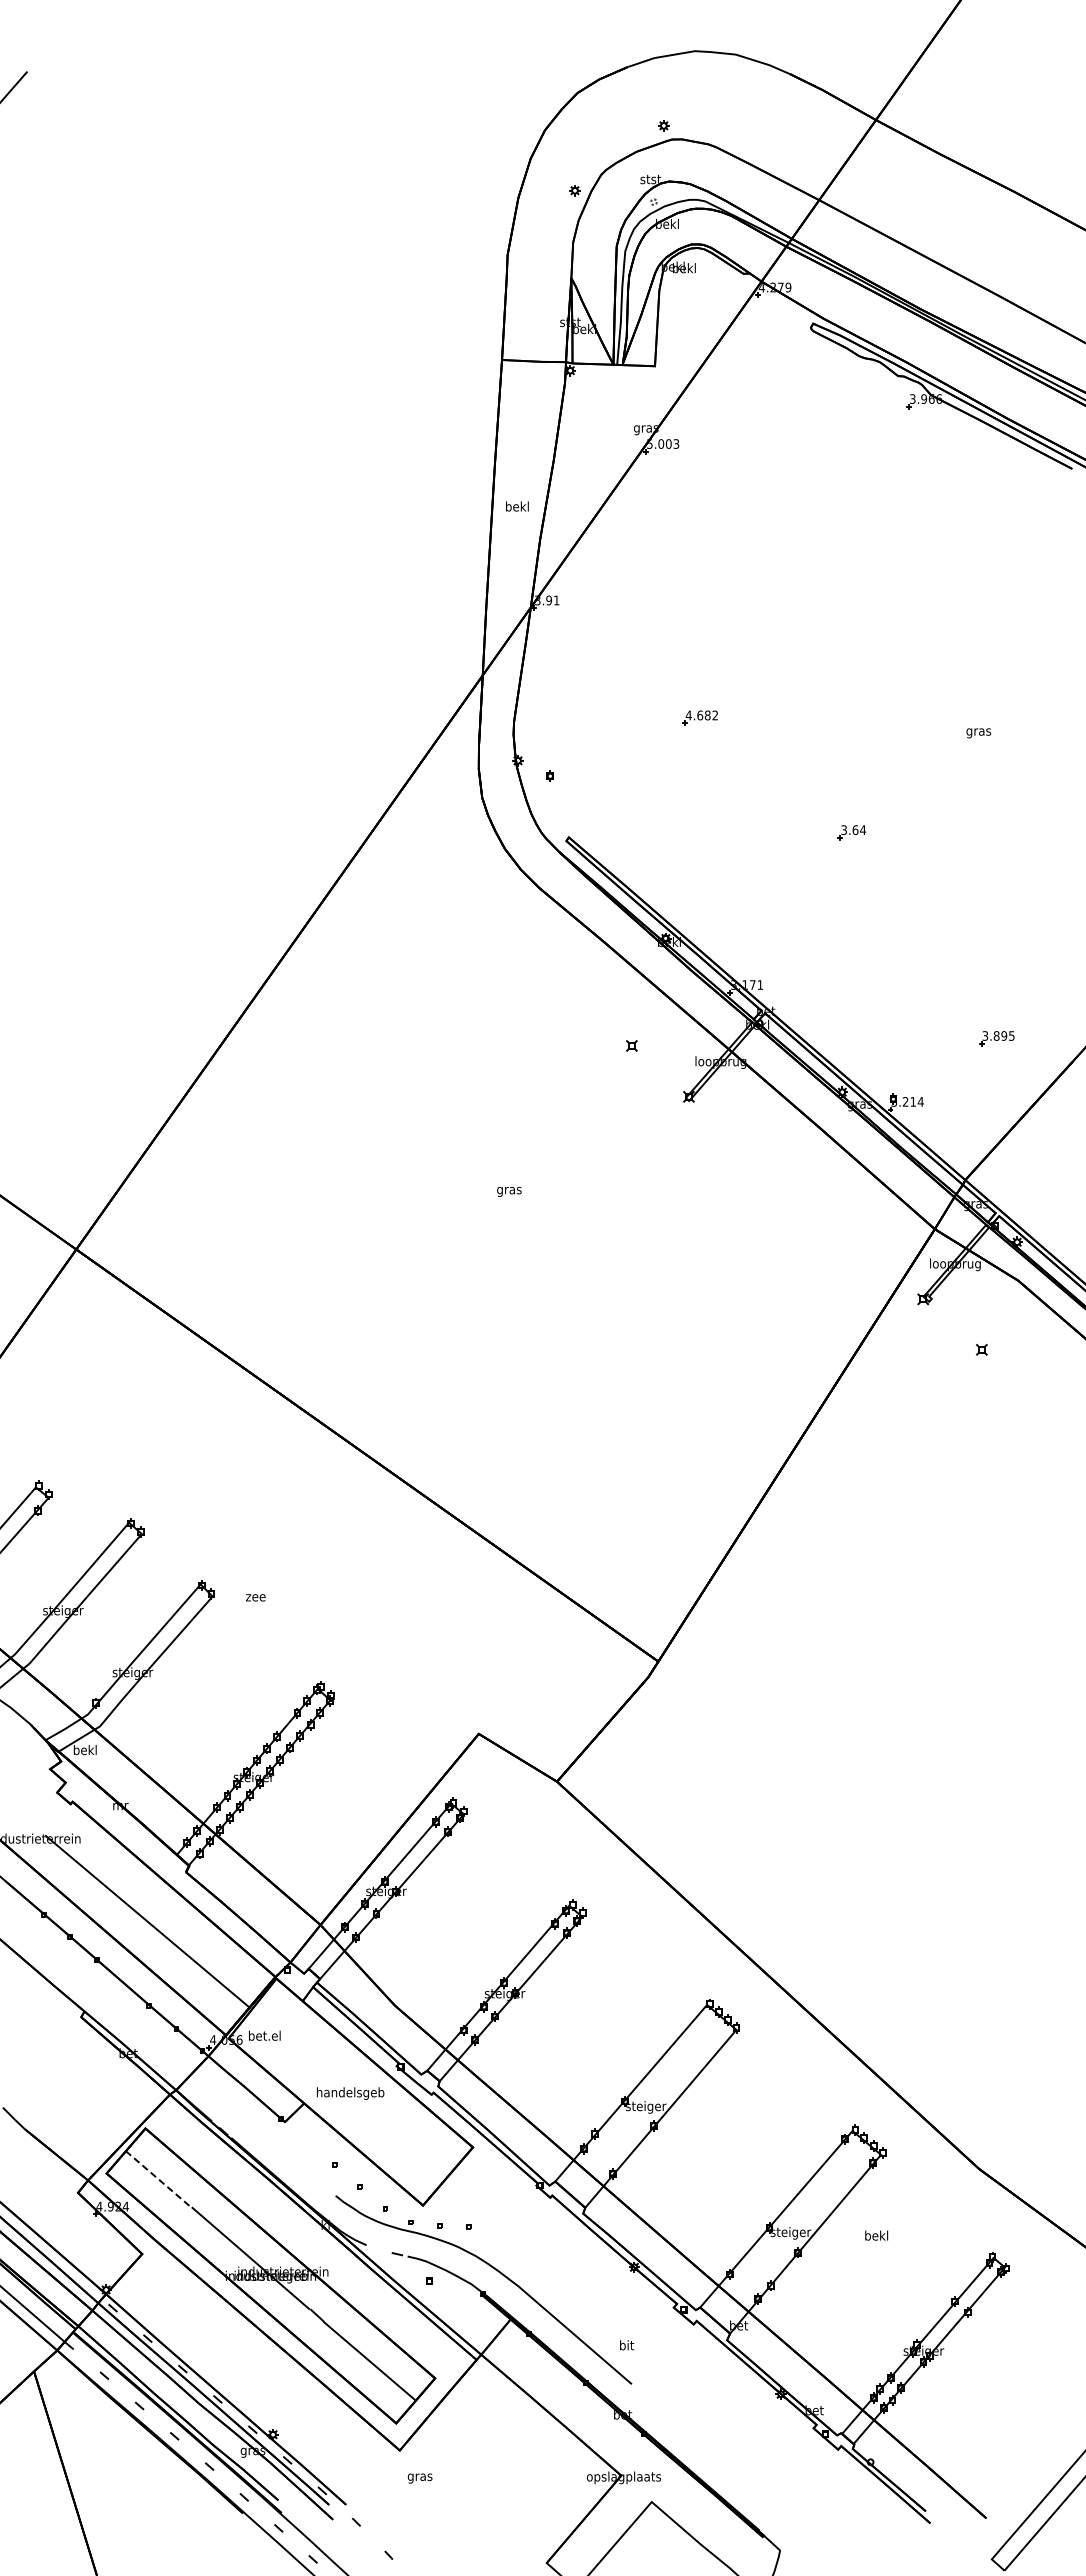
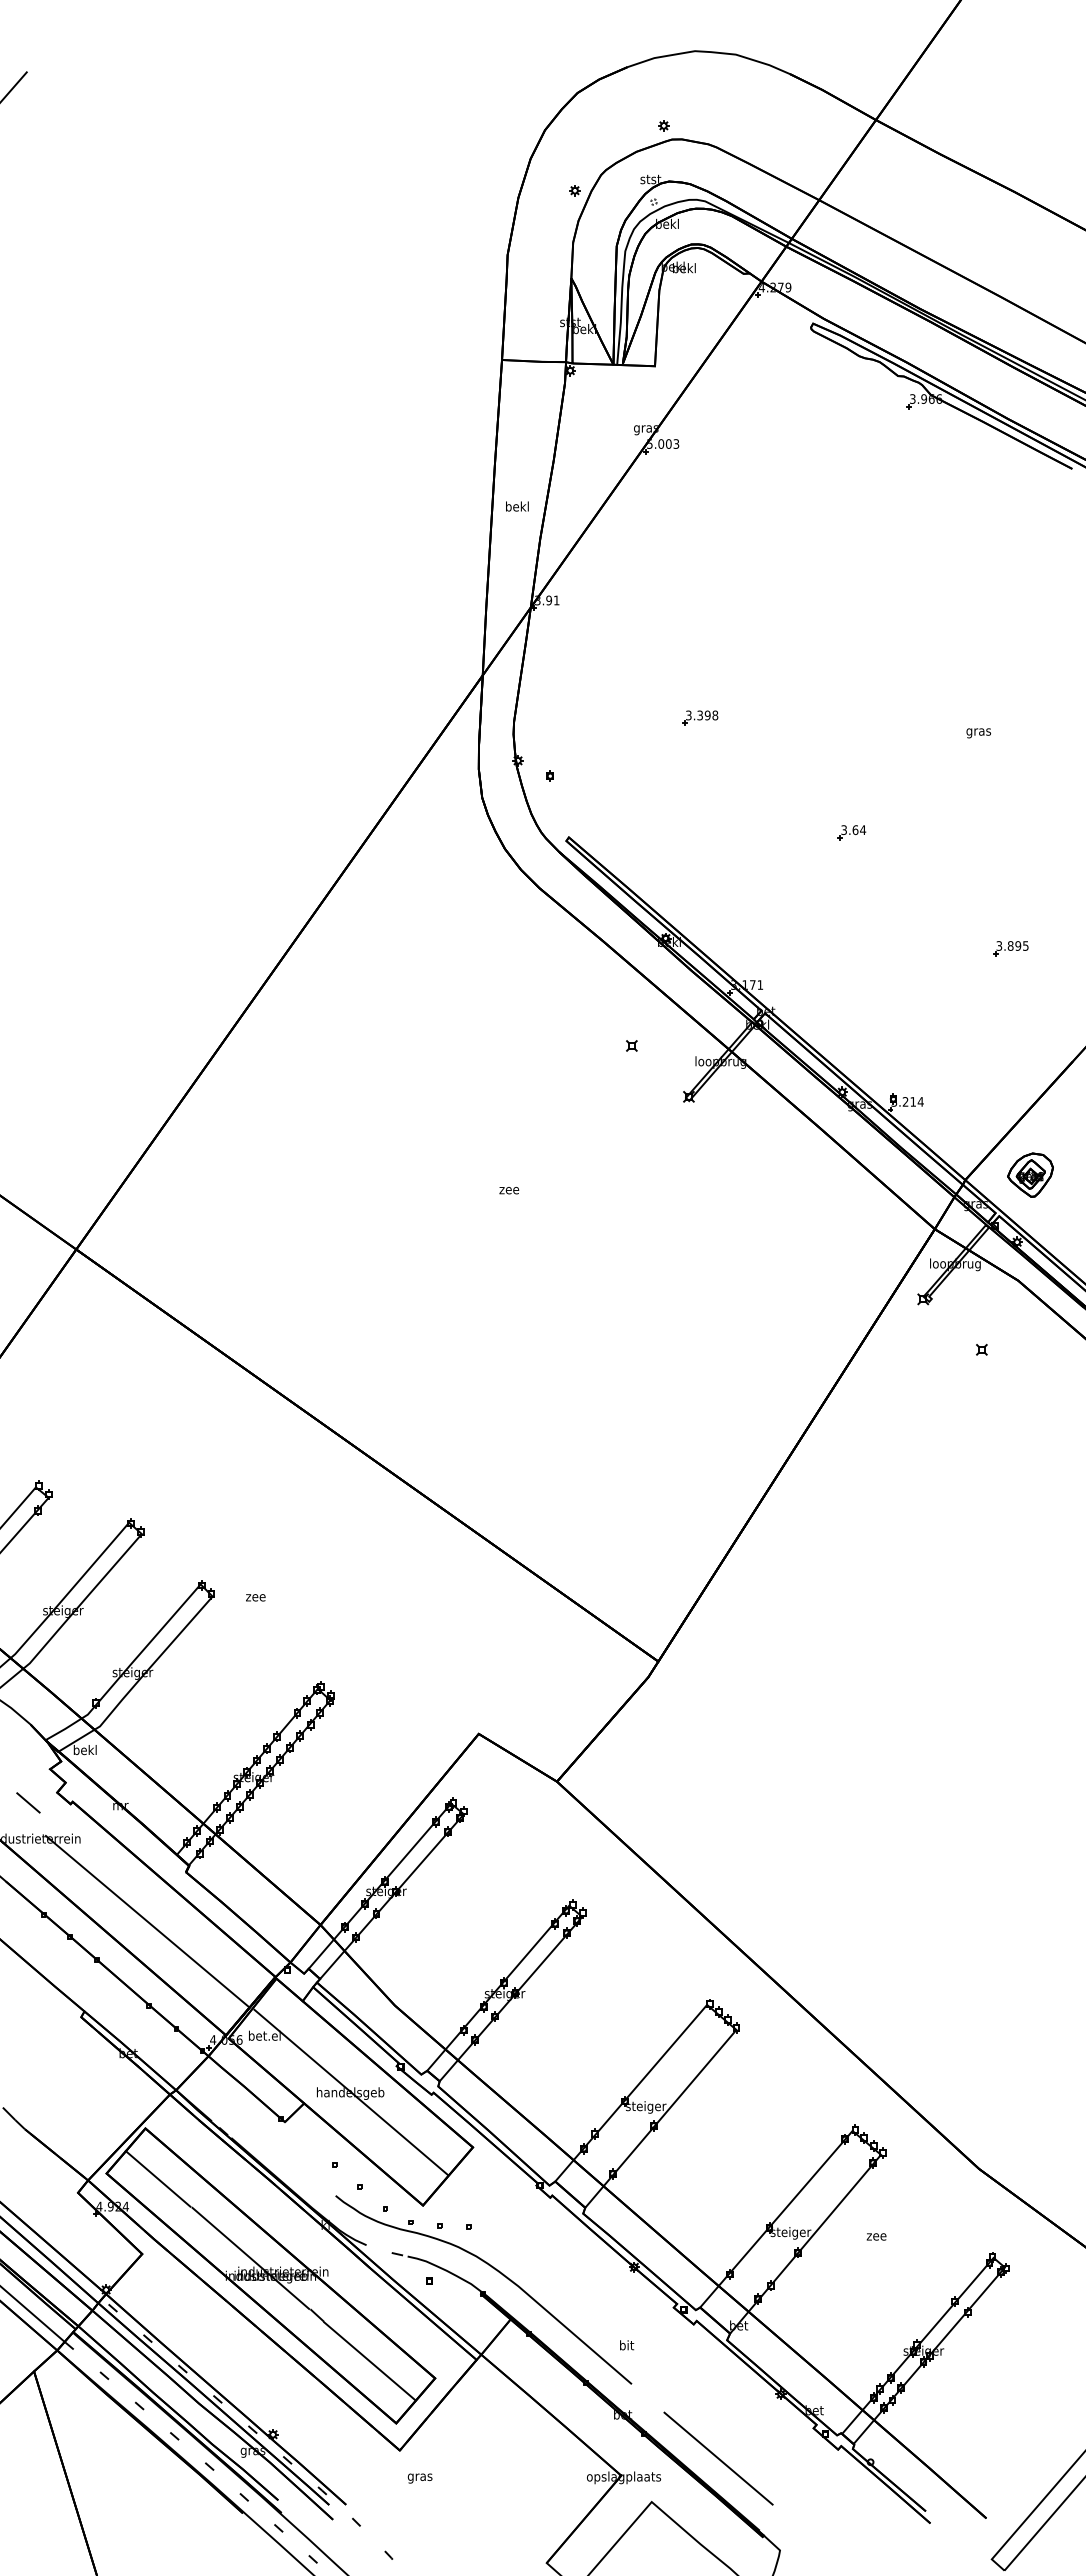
text: 4.682 -> 3.398 (701, 715)
part position: (996, 1038) -> (1010, 948) (1010, 948)
part: none -> present (1030, 1174)
text: gras -> zee (509, 1191)
line: none -> present (28, 1802)
line: none -> present (350, 2091)
line: dashed -> solid (158, 2178)
text: bekl -> zee (876, 2235)
line: none -> present (718, 2458)
